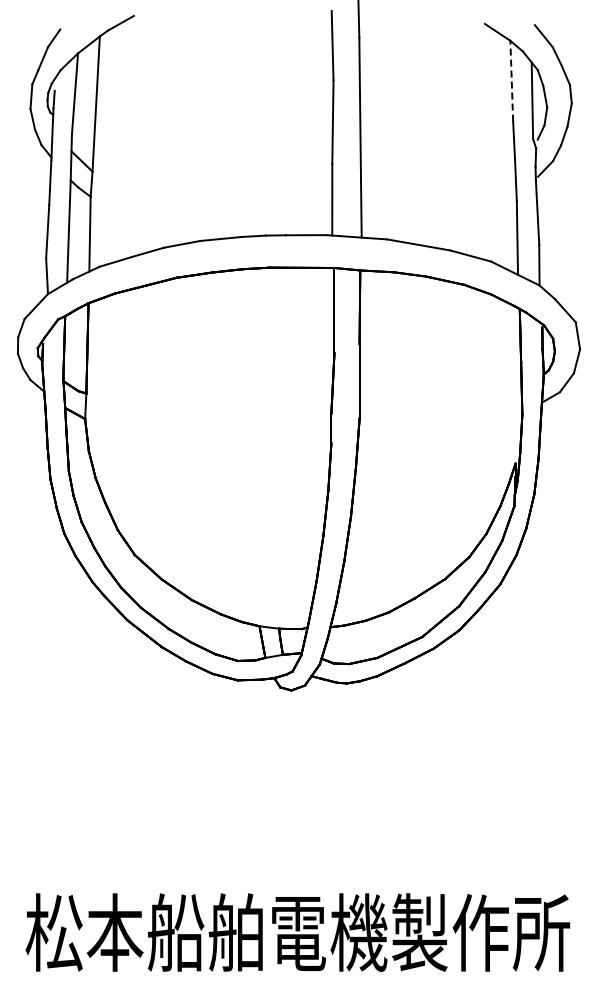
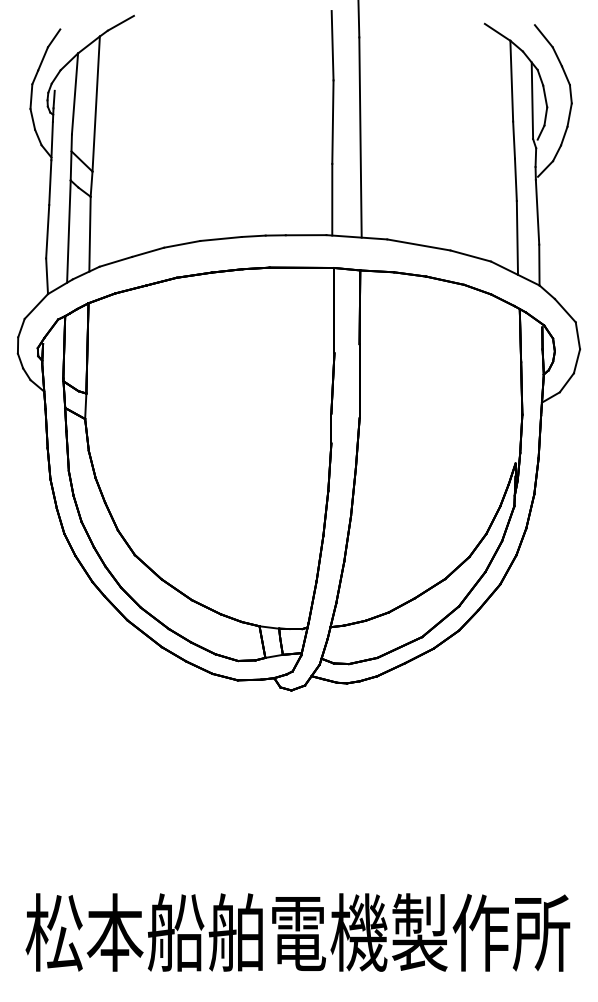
line: dashed -> solid (511, 80)
